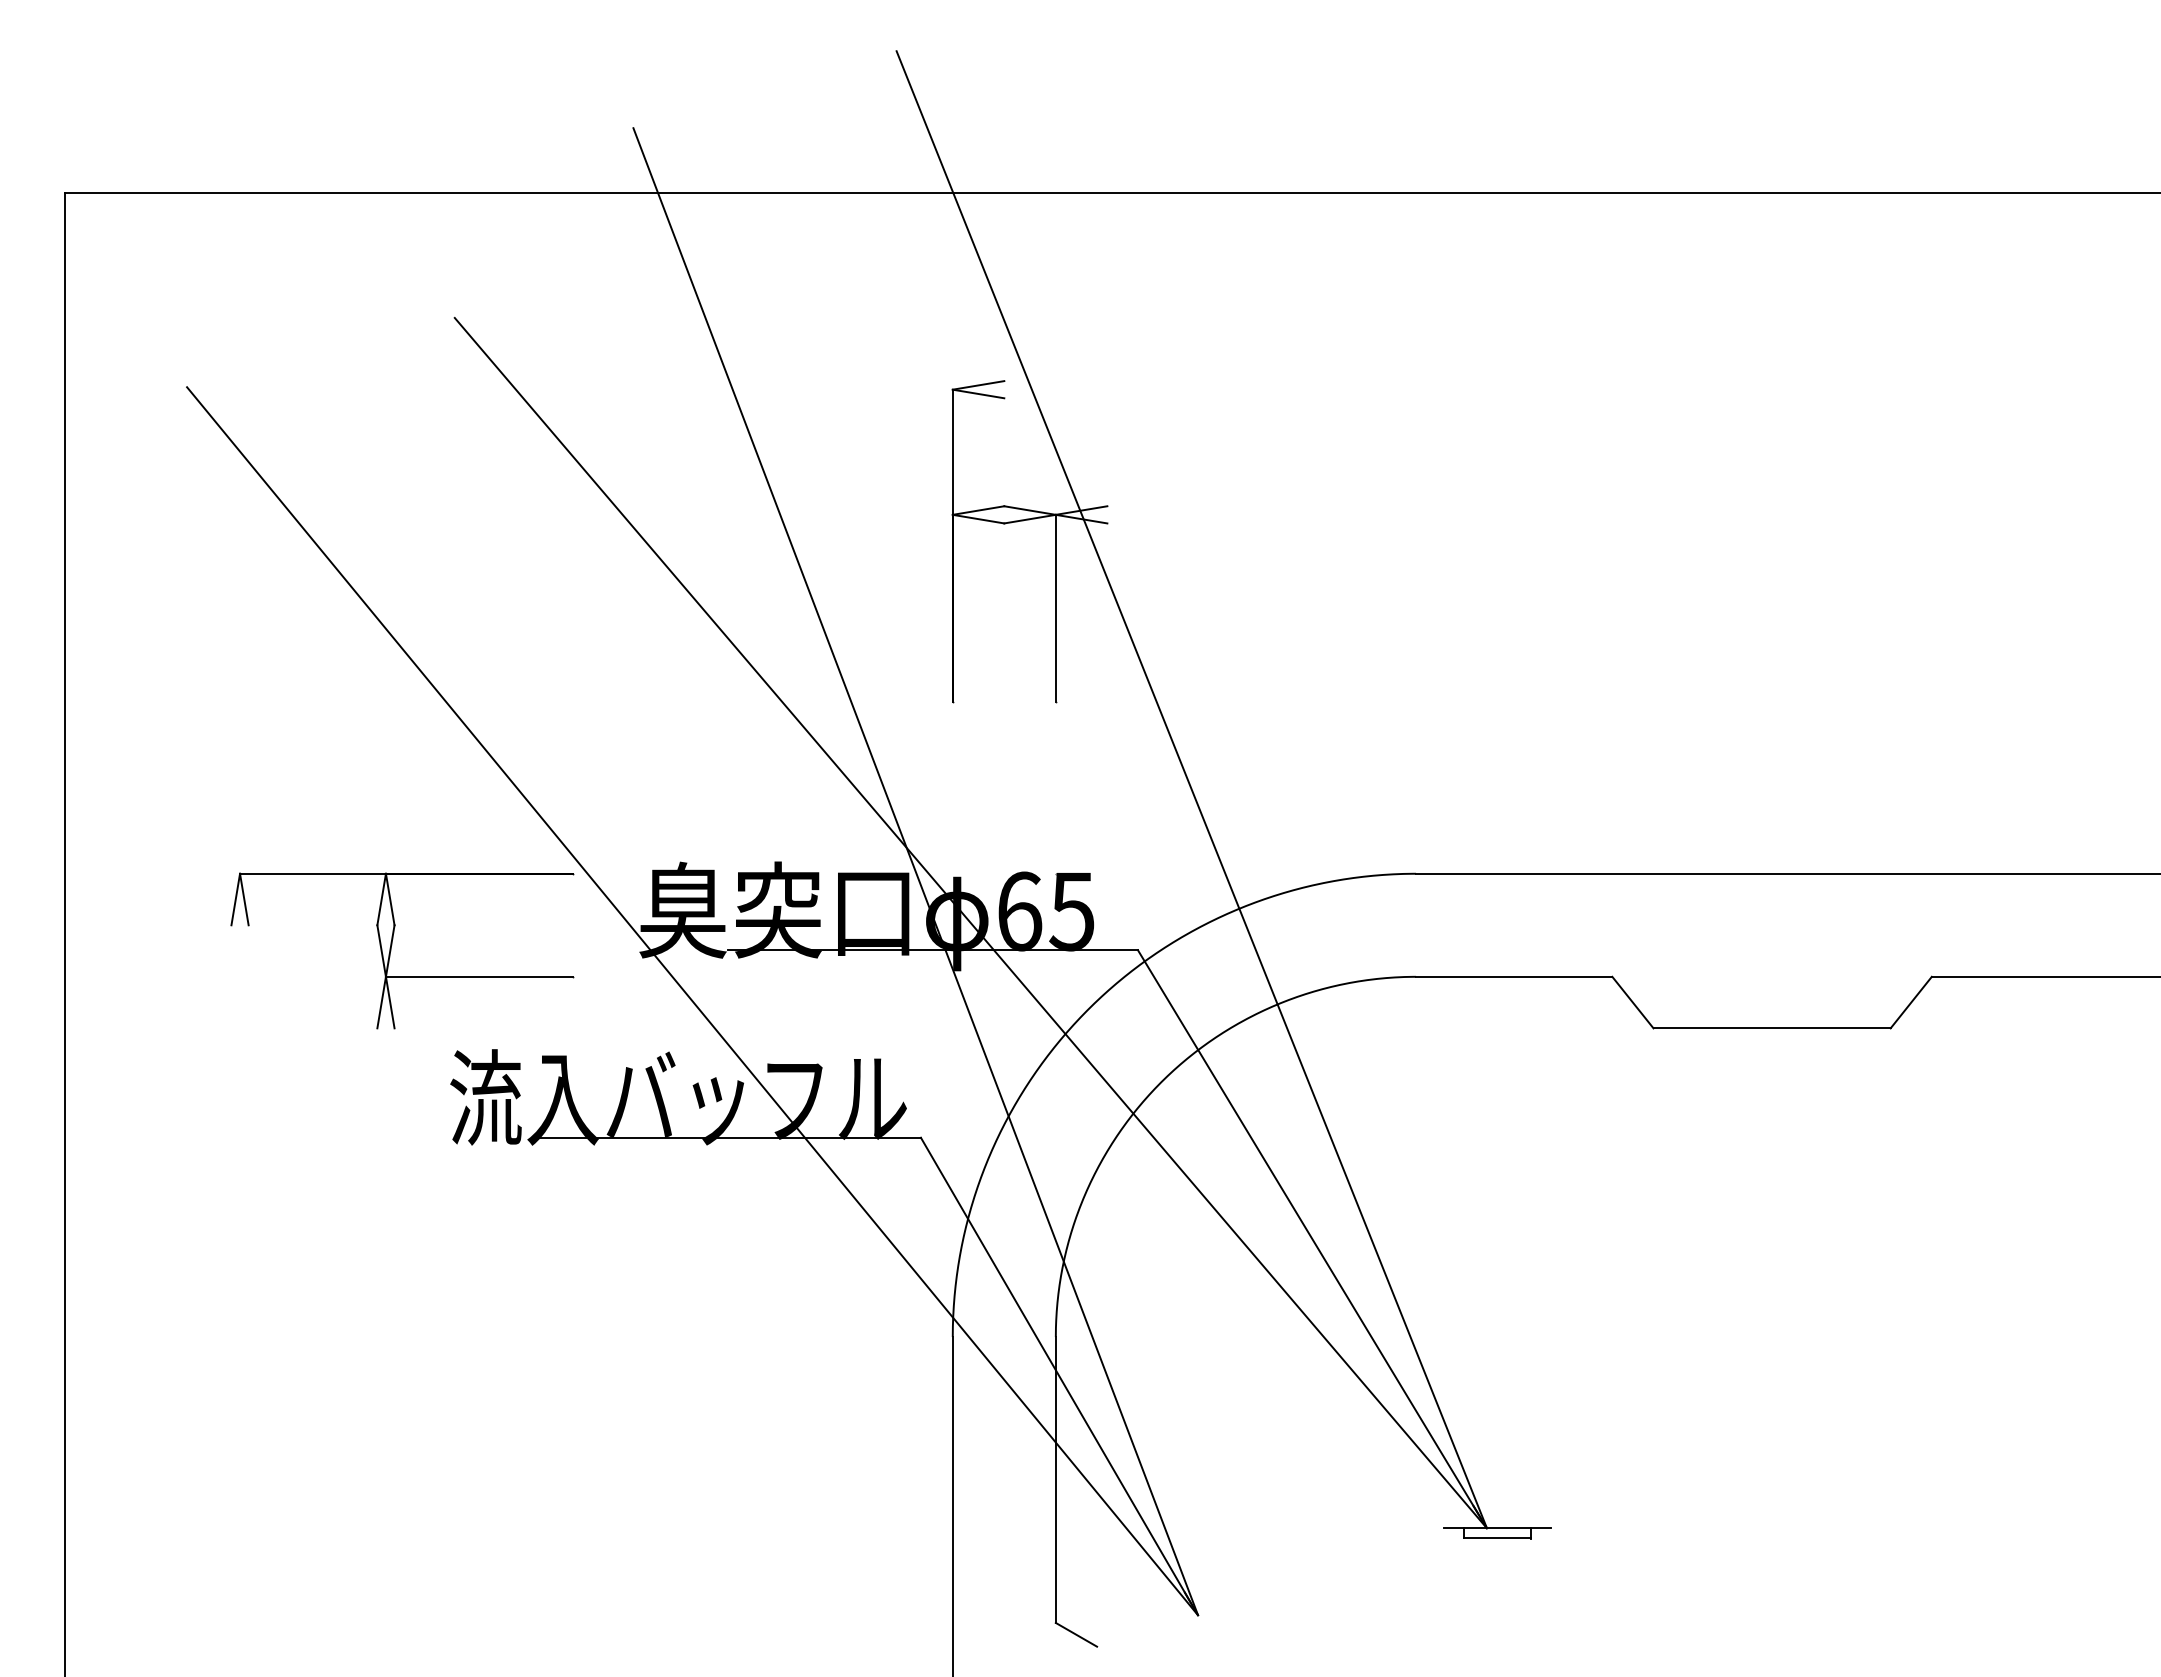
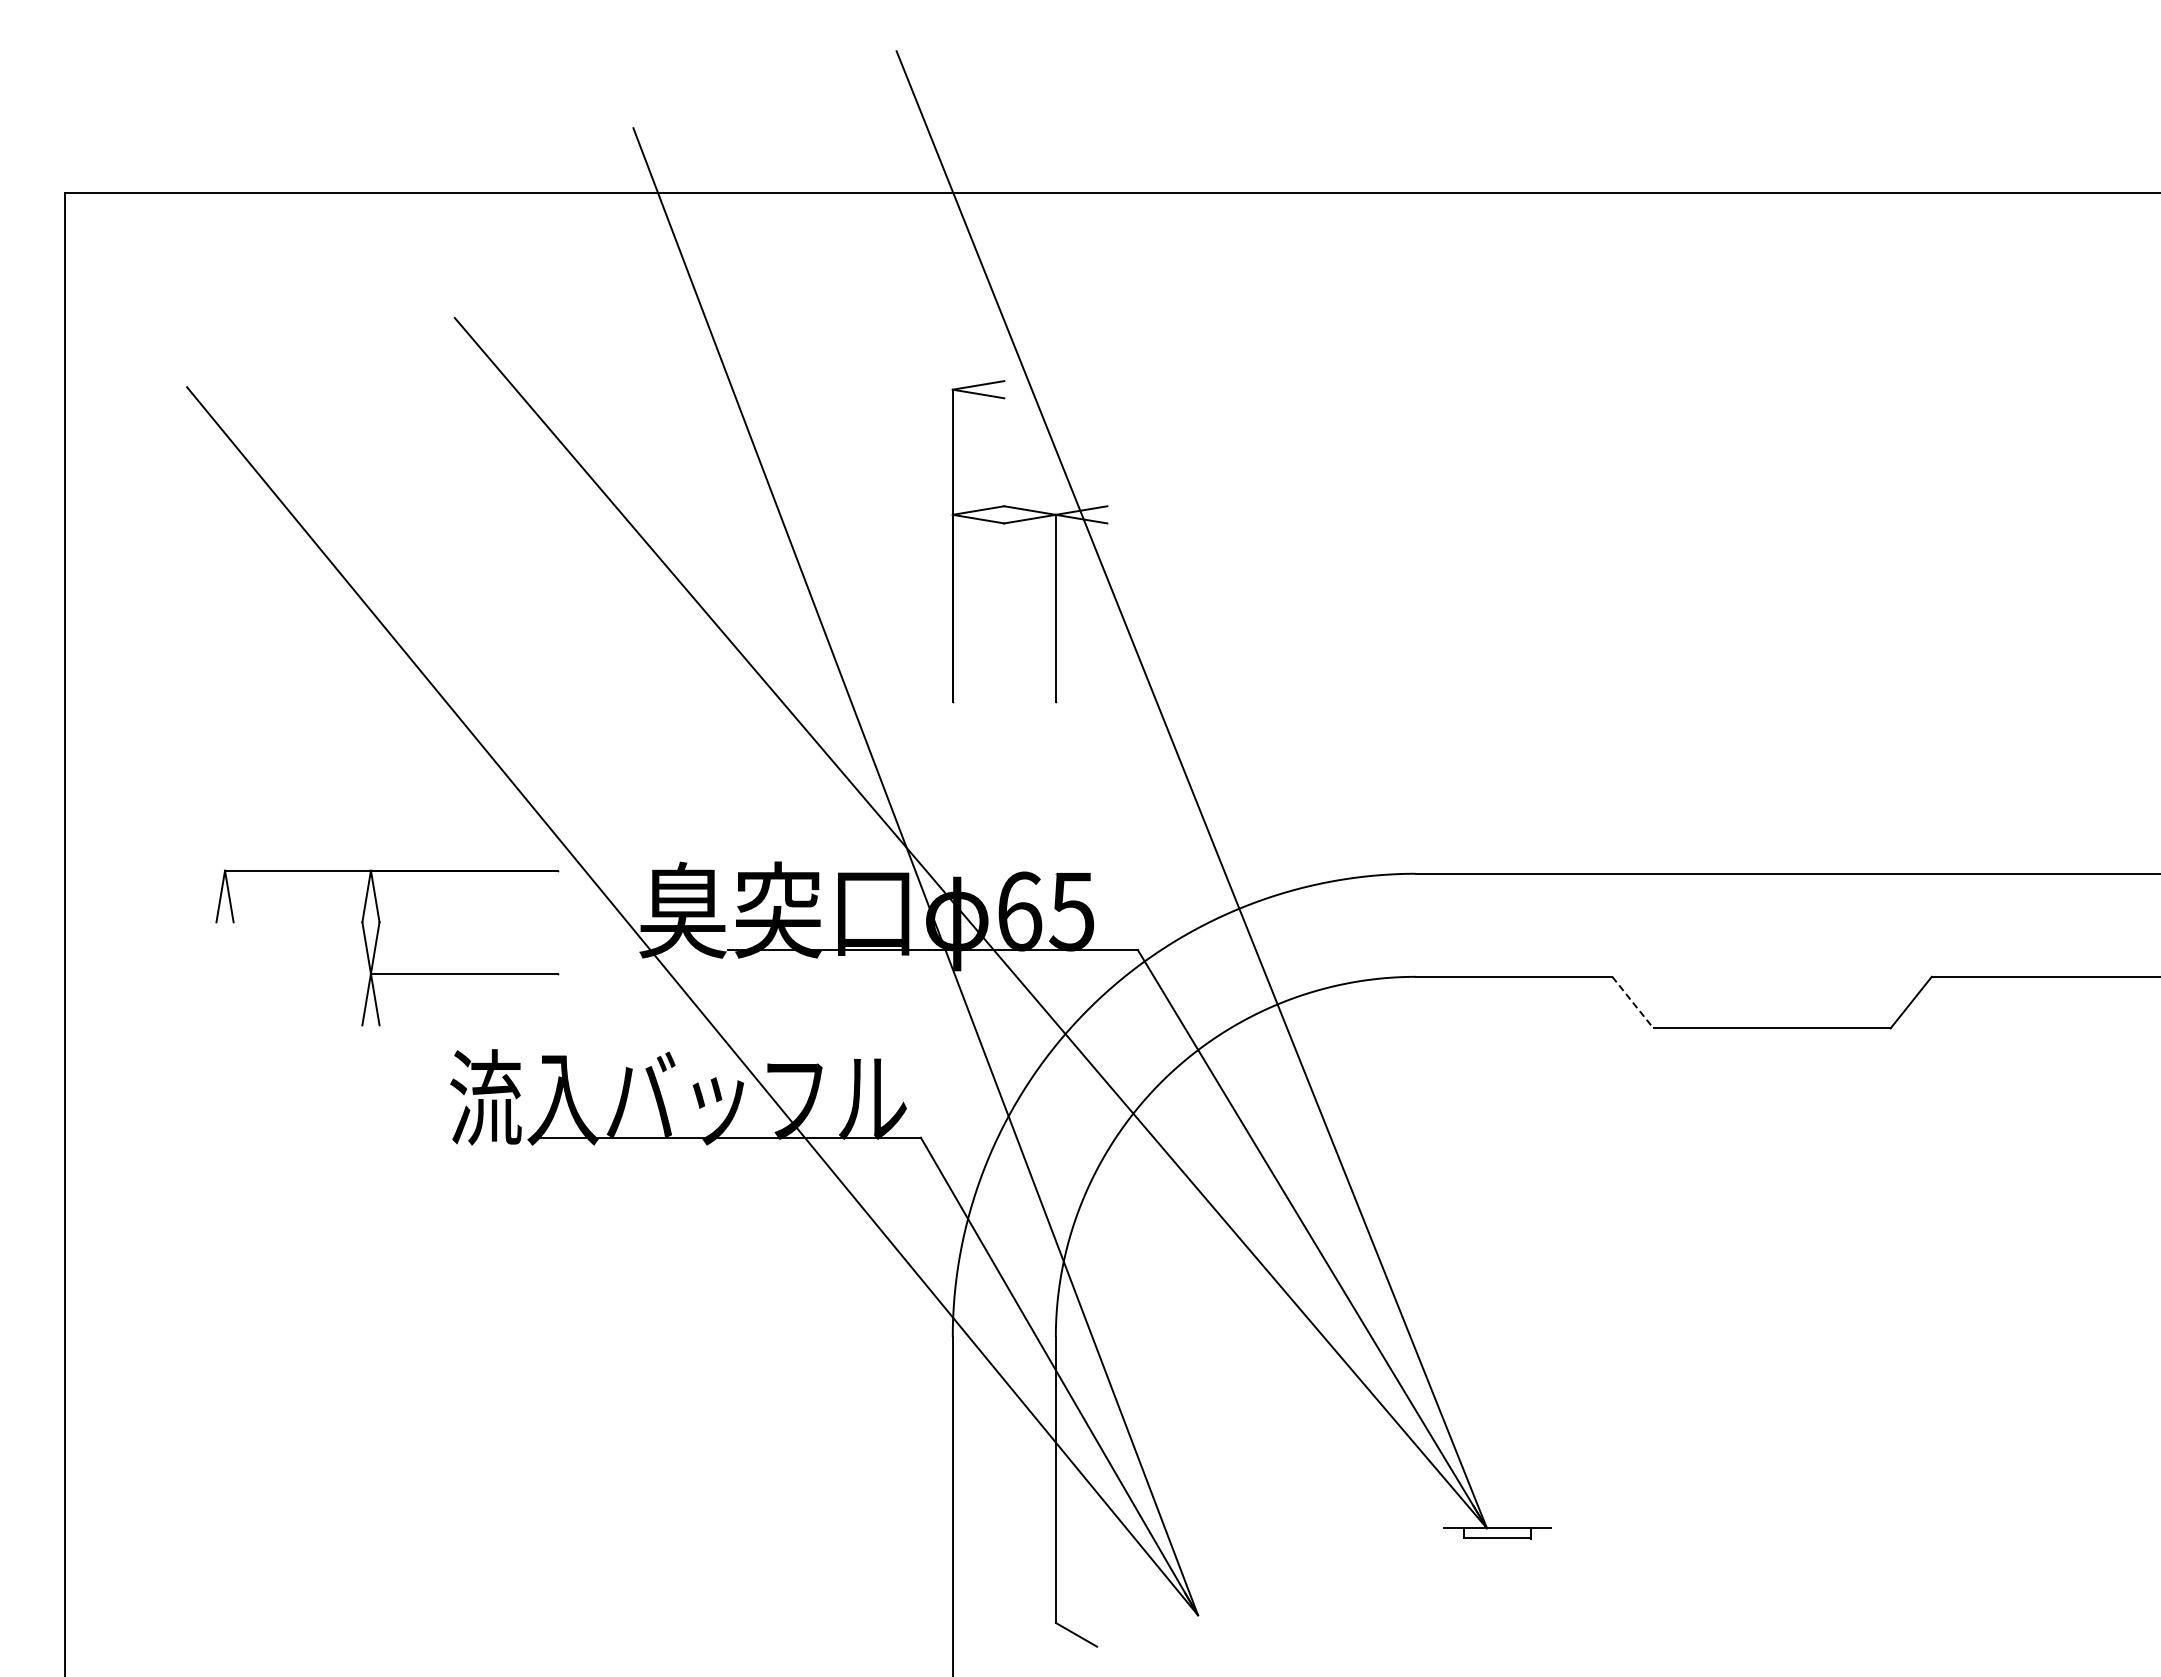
part position: (391, 950) -> (376, 947) (376, 947)
line: solid -> dashed (1632, 1002)
